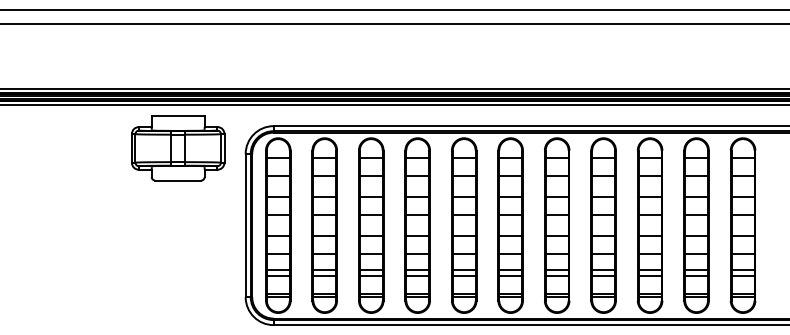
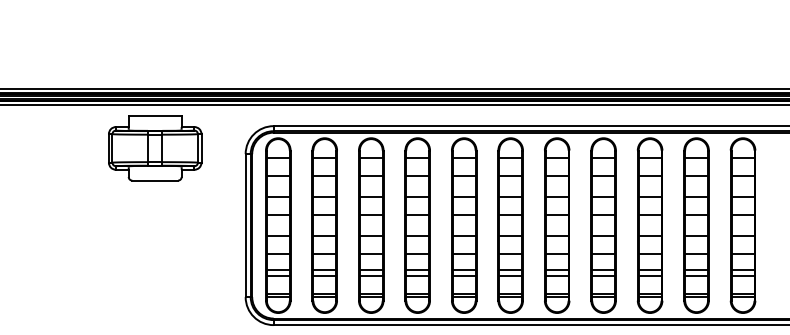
line: present -> none (394, 9)
line: present -> none (394, 24)
part position: (178, 148) -> (155, 148) (155, 148)
